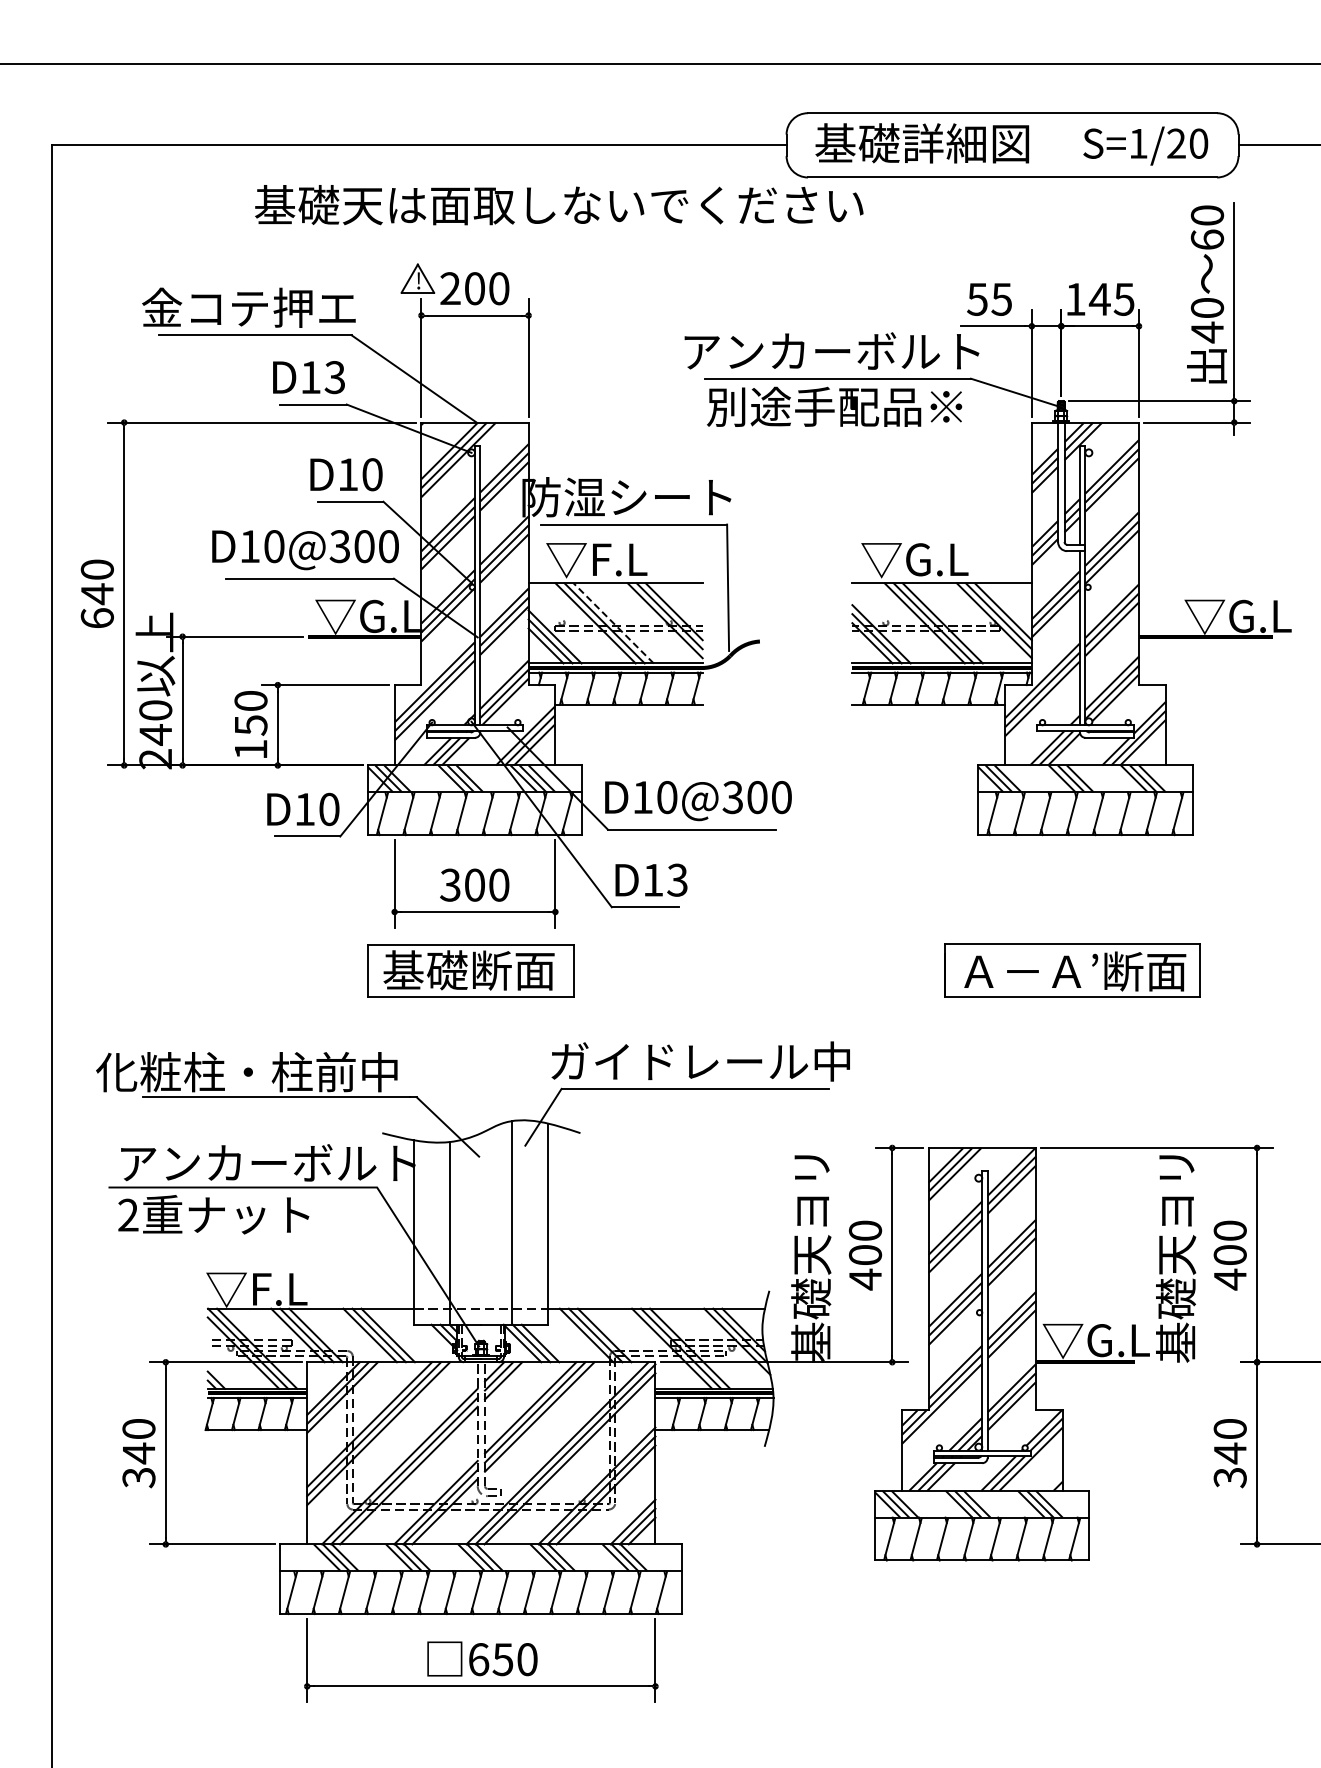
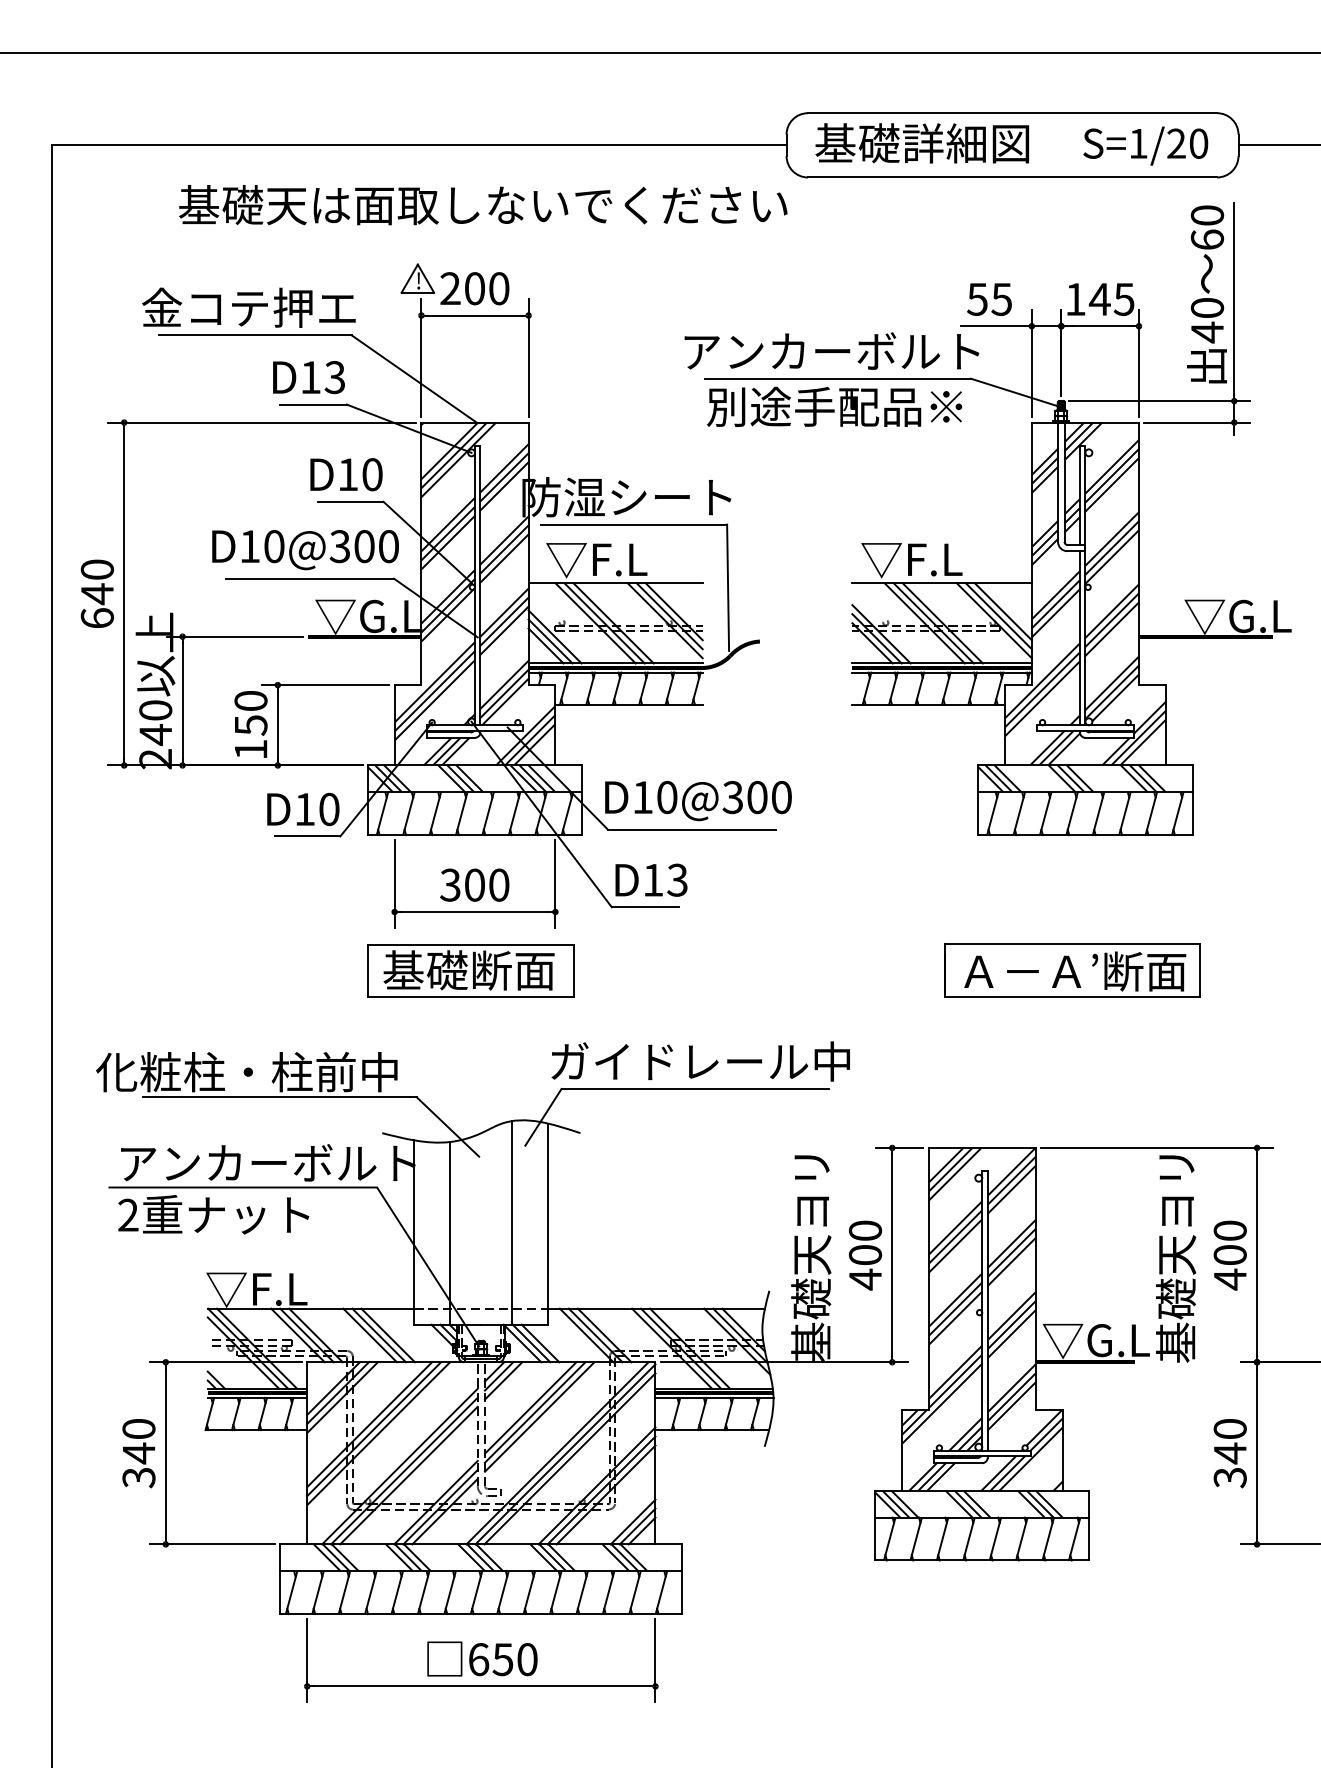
line position: (659, 64) -> (659, 53) (659, 53)
text position: (559, 205) -> (483, 205) (483, 205)
text: ▽G.L -> ▽F.L (937, 559)
line: dashed -> solid (613, 623)
